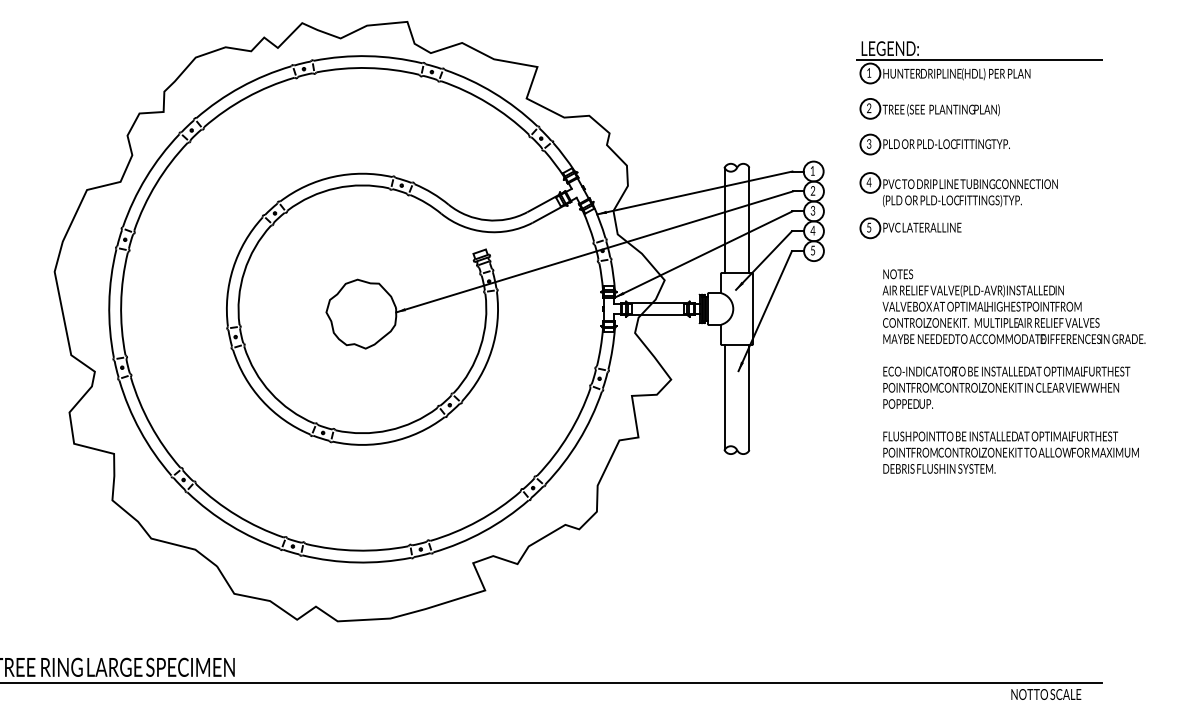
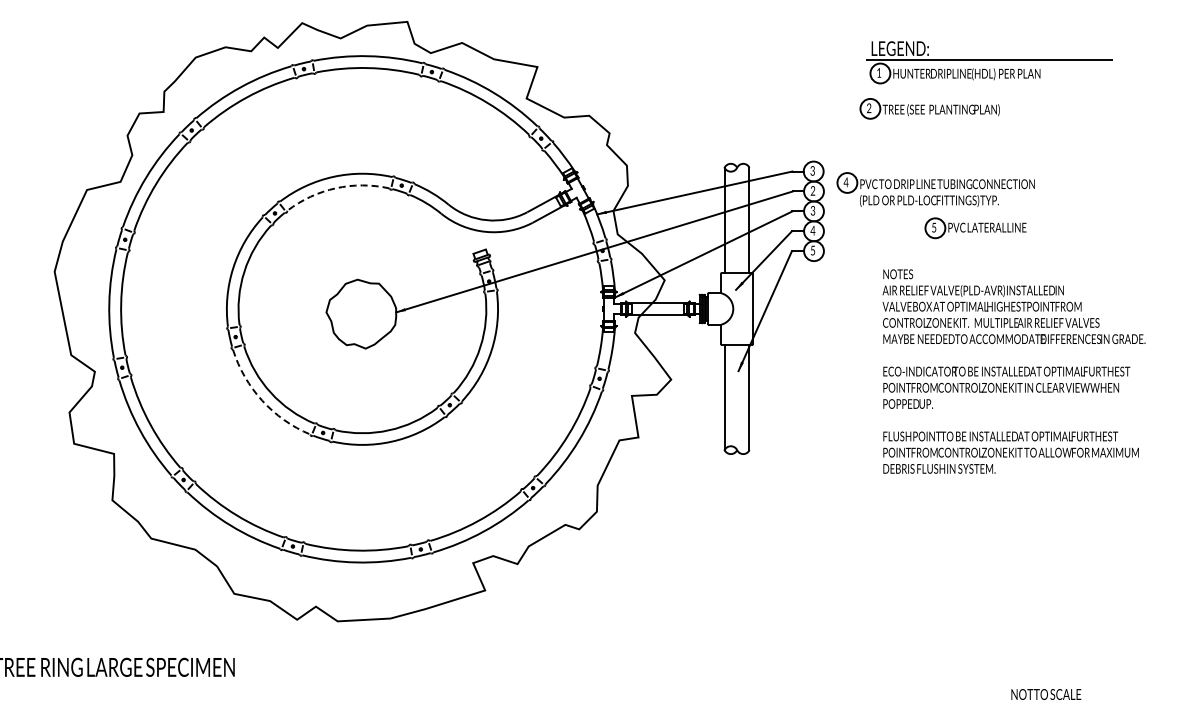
part position: (979, 62) -> (989, 62) (989, 62)
part: present -> none (934, 144)
text: 1 -> 3 (812, 170)
arc: solid -> dashed (335, 188)
part position: (958, 189) -> (935, 189) (935, 189)
part position: (910, 228) -> (975, 228) (975, 228)
arc: solid -> dashed (262, 400)
line: present -> none (551, 683)
